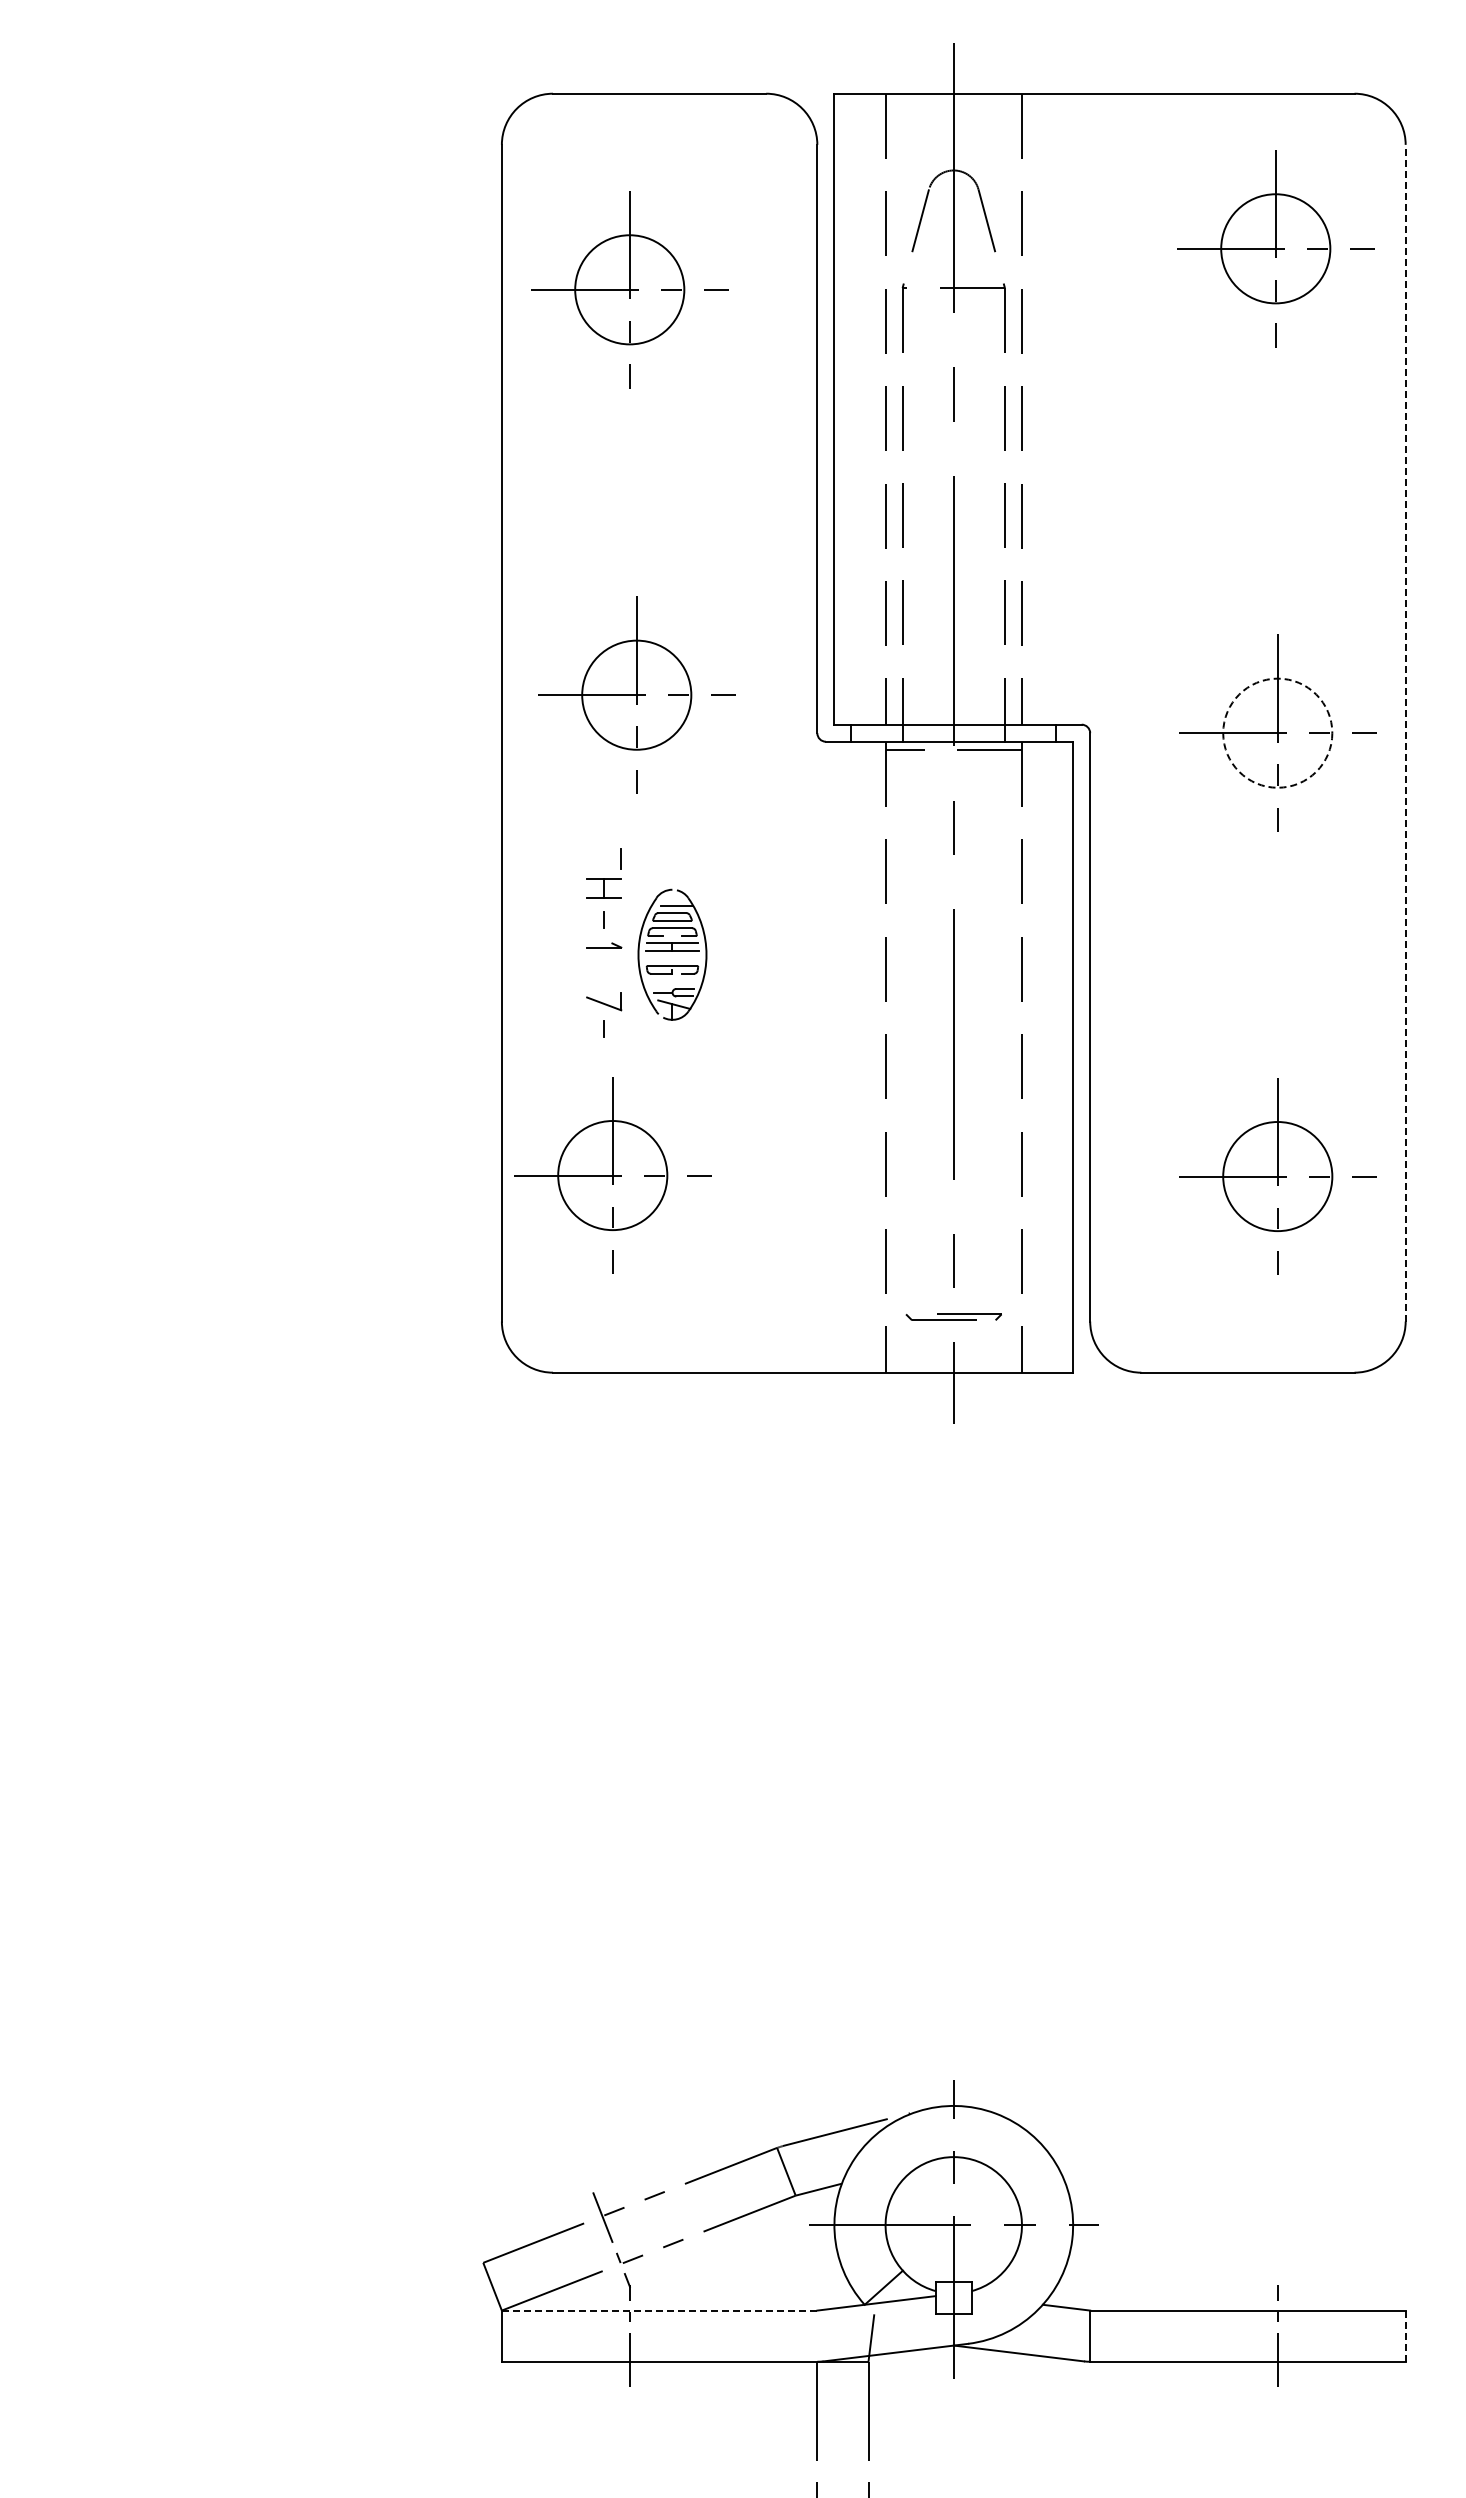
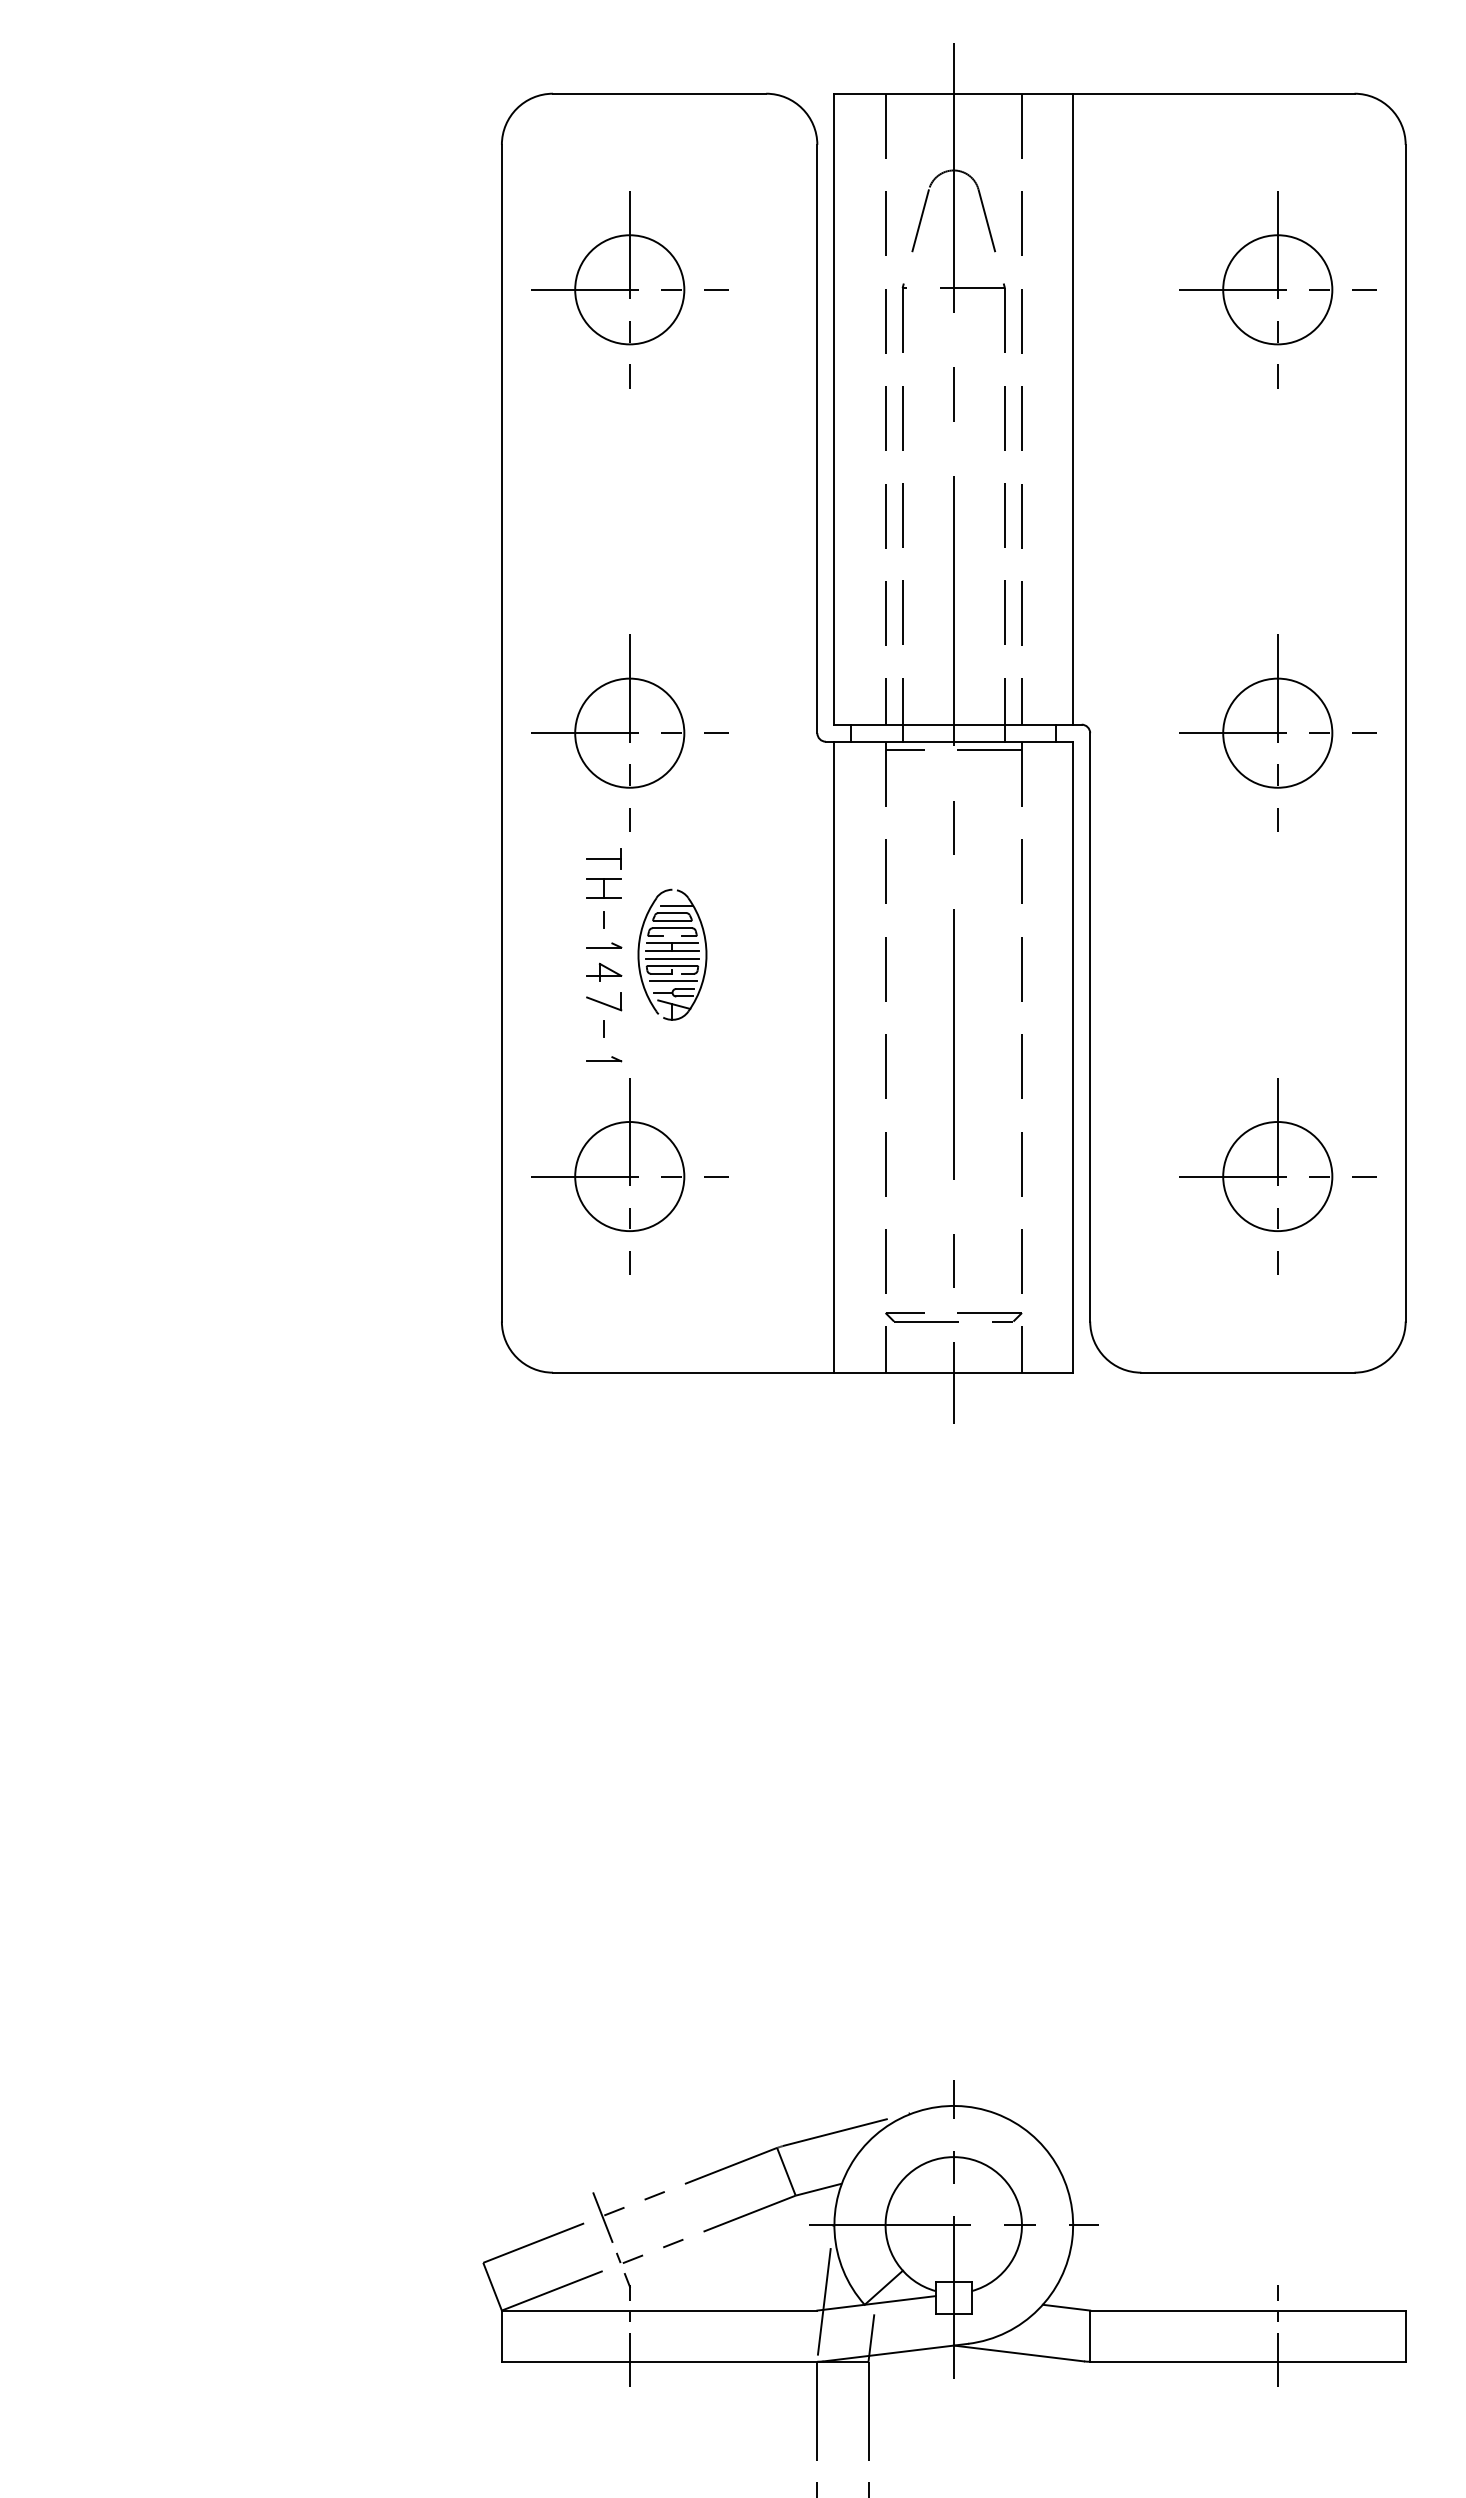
part position: (1275, 248) -> (1277, 289) (1277, 289)
line: none -> present (1073, 408)
part position: (636, 694) -> (629, 732) (629, 732)
circle: dashed -> solid (1277, 732)
line: dashed -> solid (1405, 732)
line: none -> present (604, 858)
line: none -> present (671, 958)
part: none -> present (604, 971)
line: none -> present (673, 981)
line: none -> present (834, 1056)
part: none -> present (604, 1059)
part position: (612, 1175) -> (629, 1176) (629, 1176)
part size: 97x8 px -> 138x11 px (953, 1317)
line: none -> present (825, 2290)
line: dashed -> solid (659, 2310)
line: dashed -> solid (1405, 2336)
